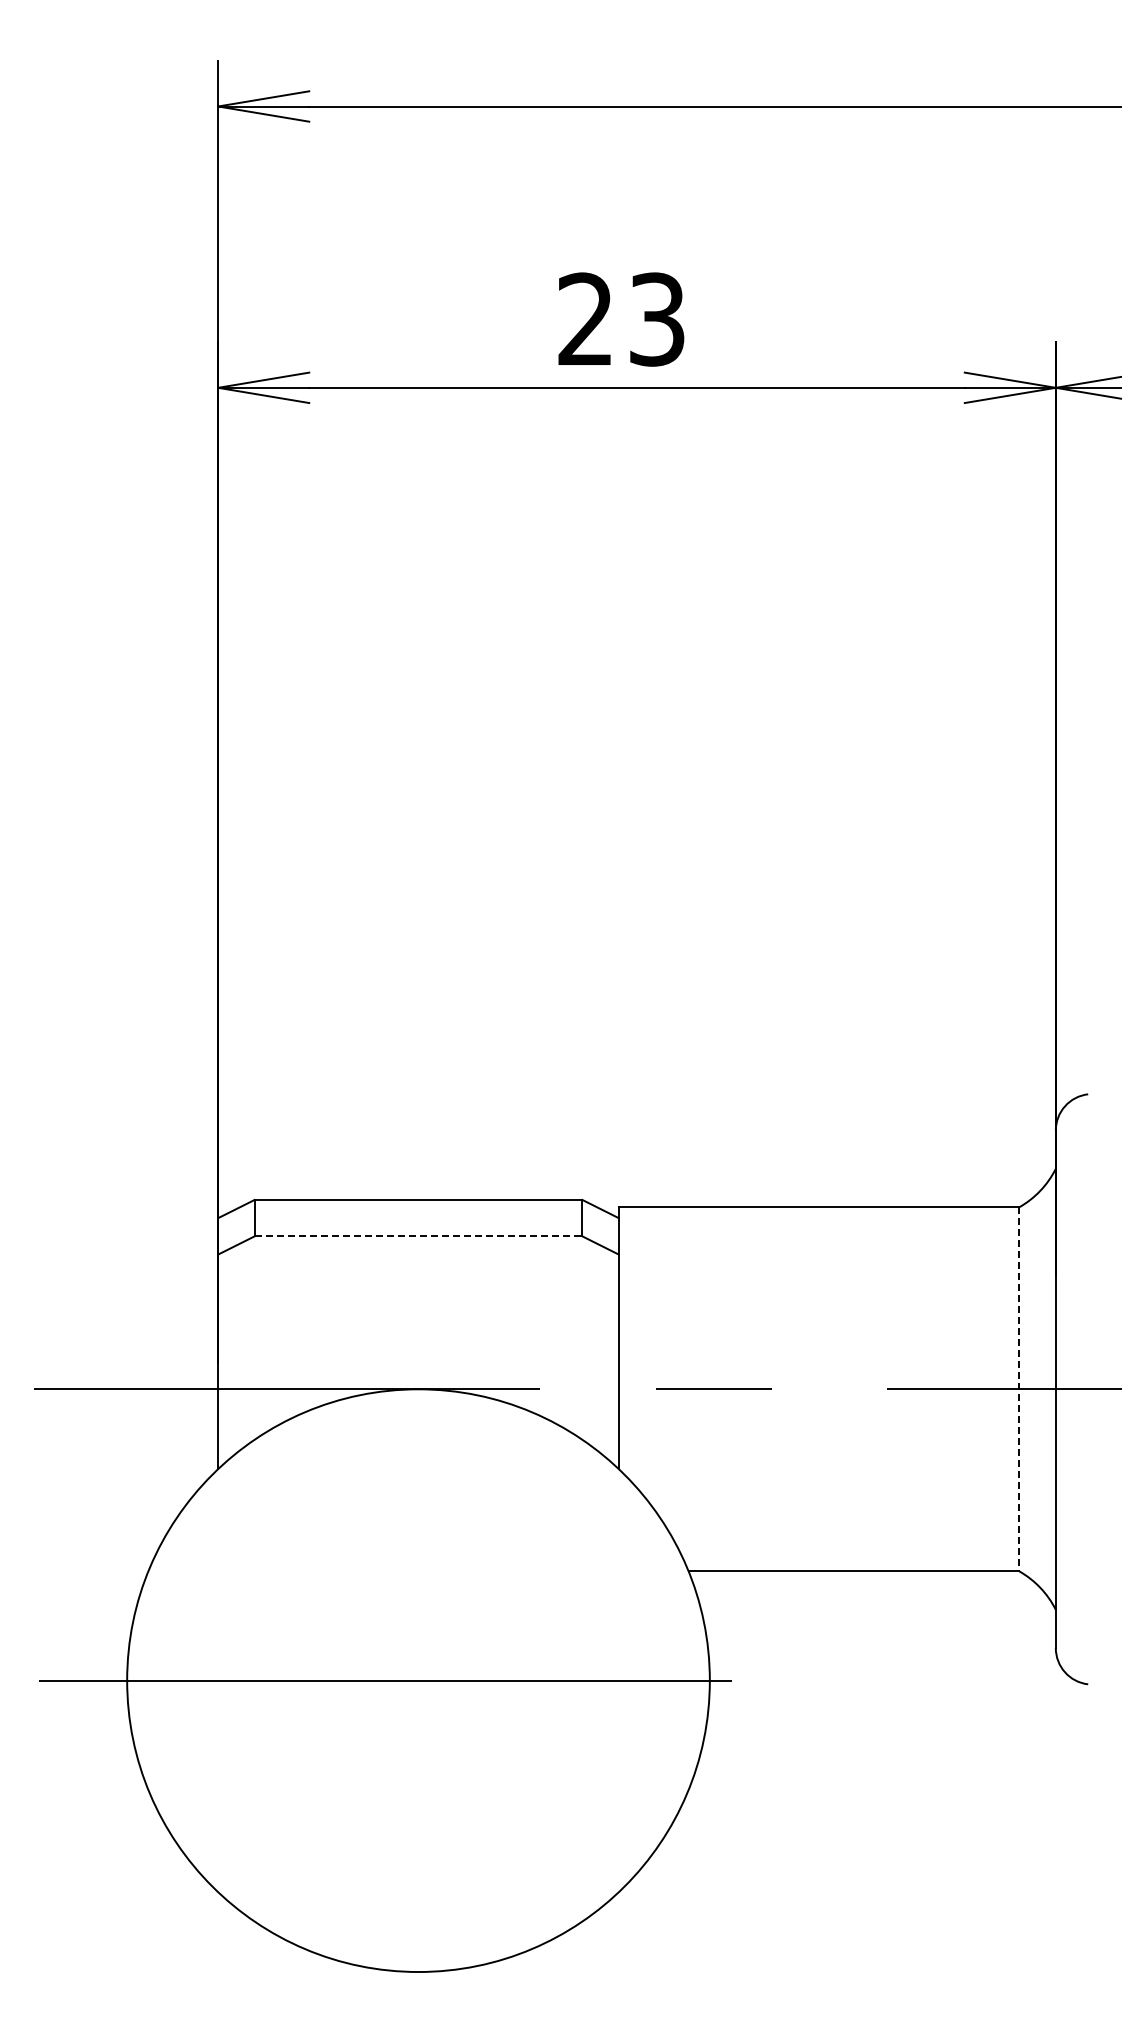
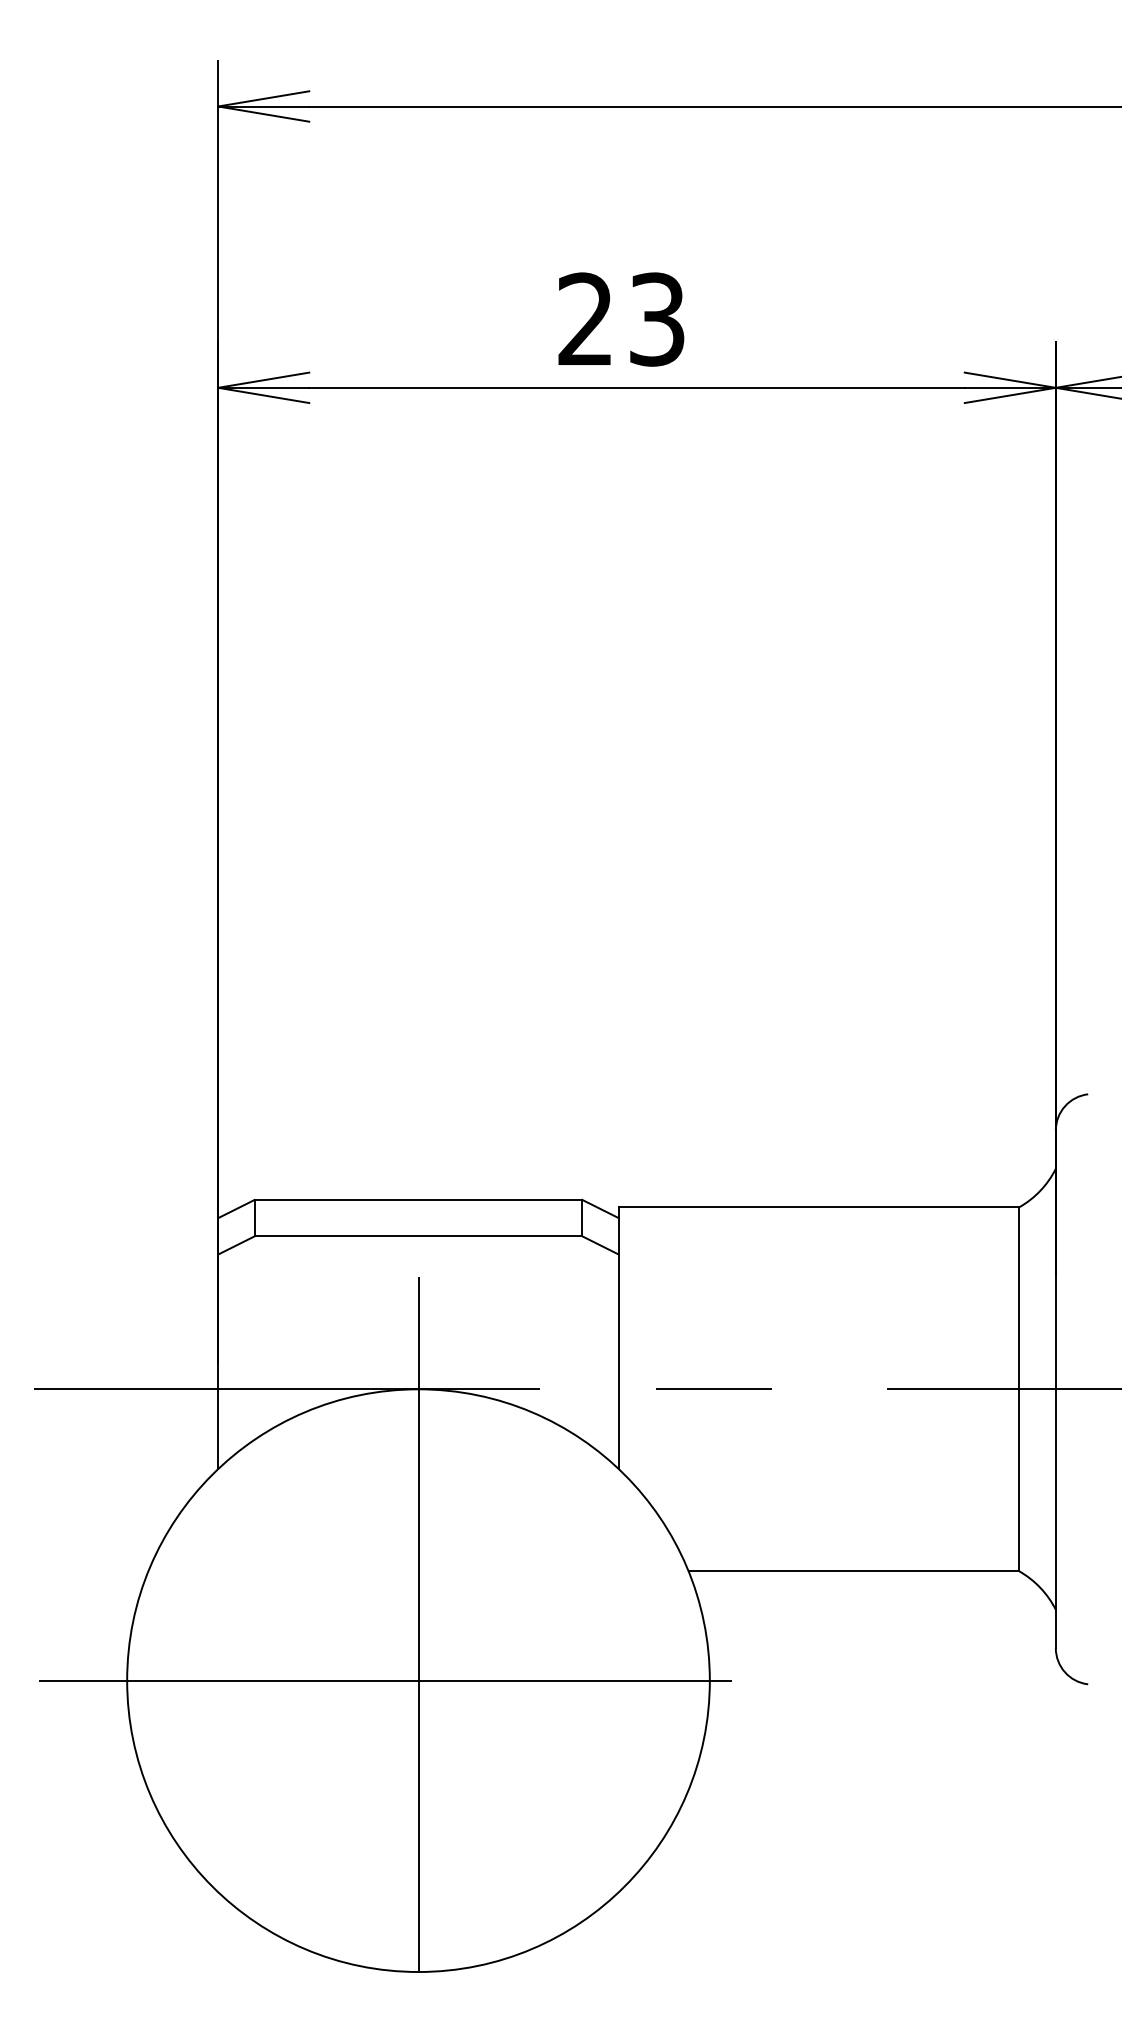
line: dashed -> solid (418, 1236)
line: dashed -> solid (1019, 1389)
line: none -> present (418, 1652)
